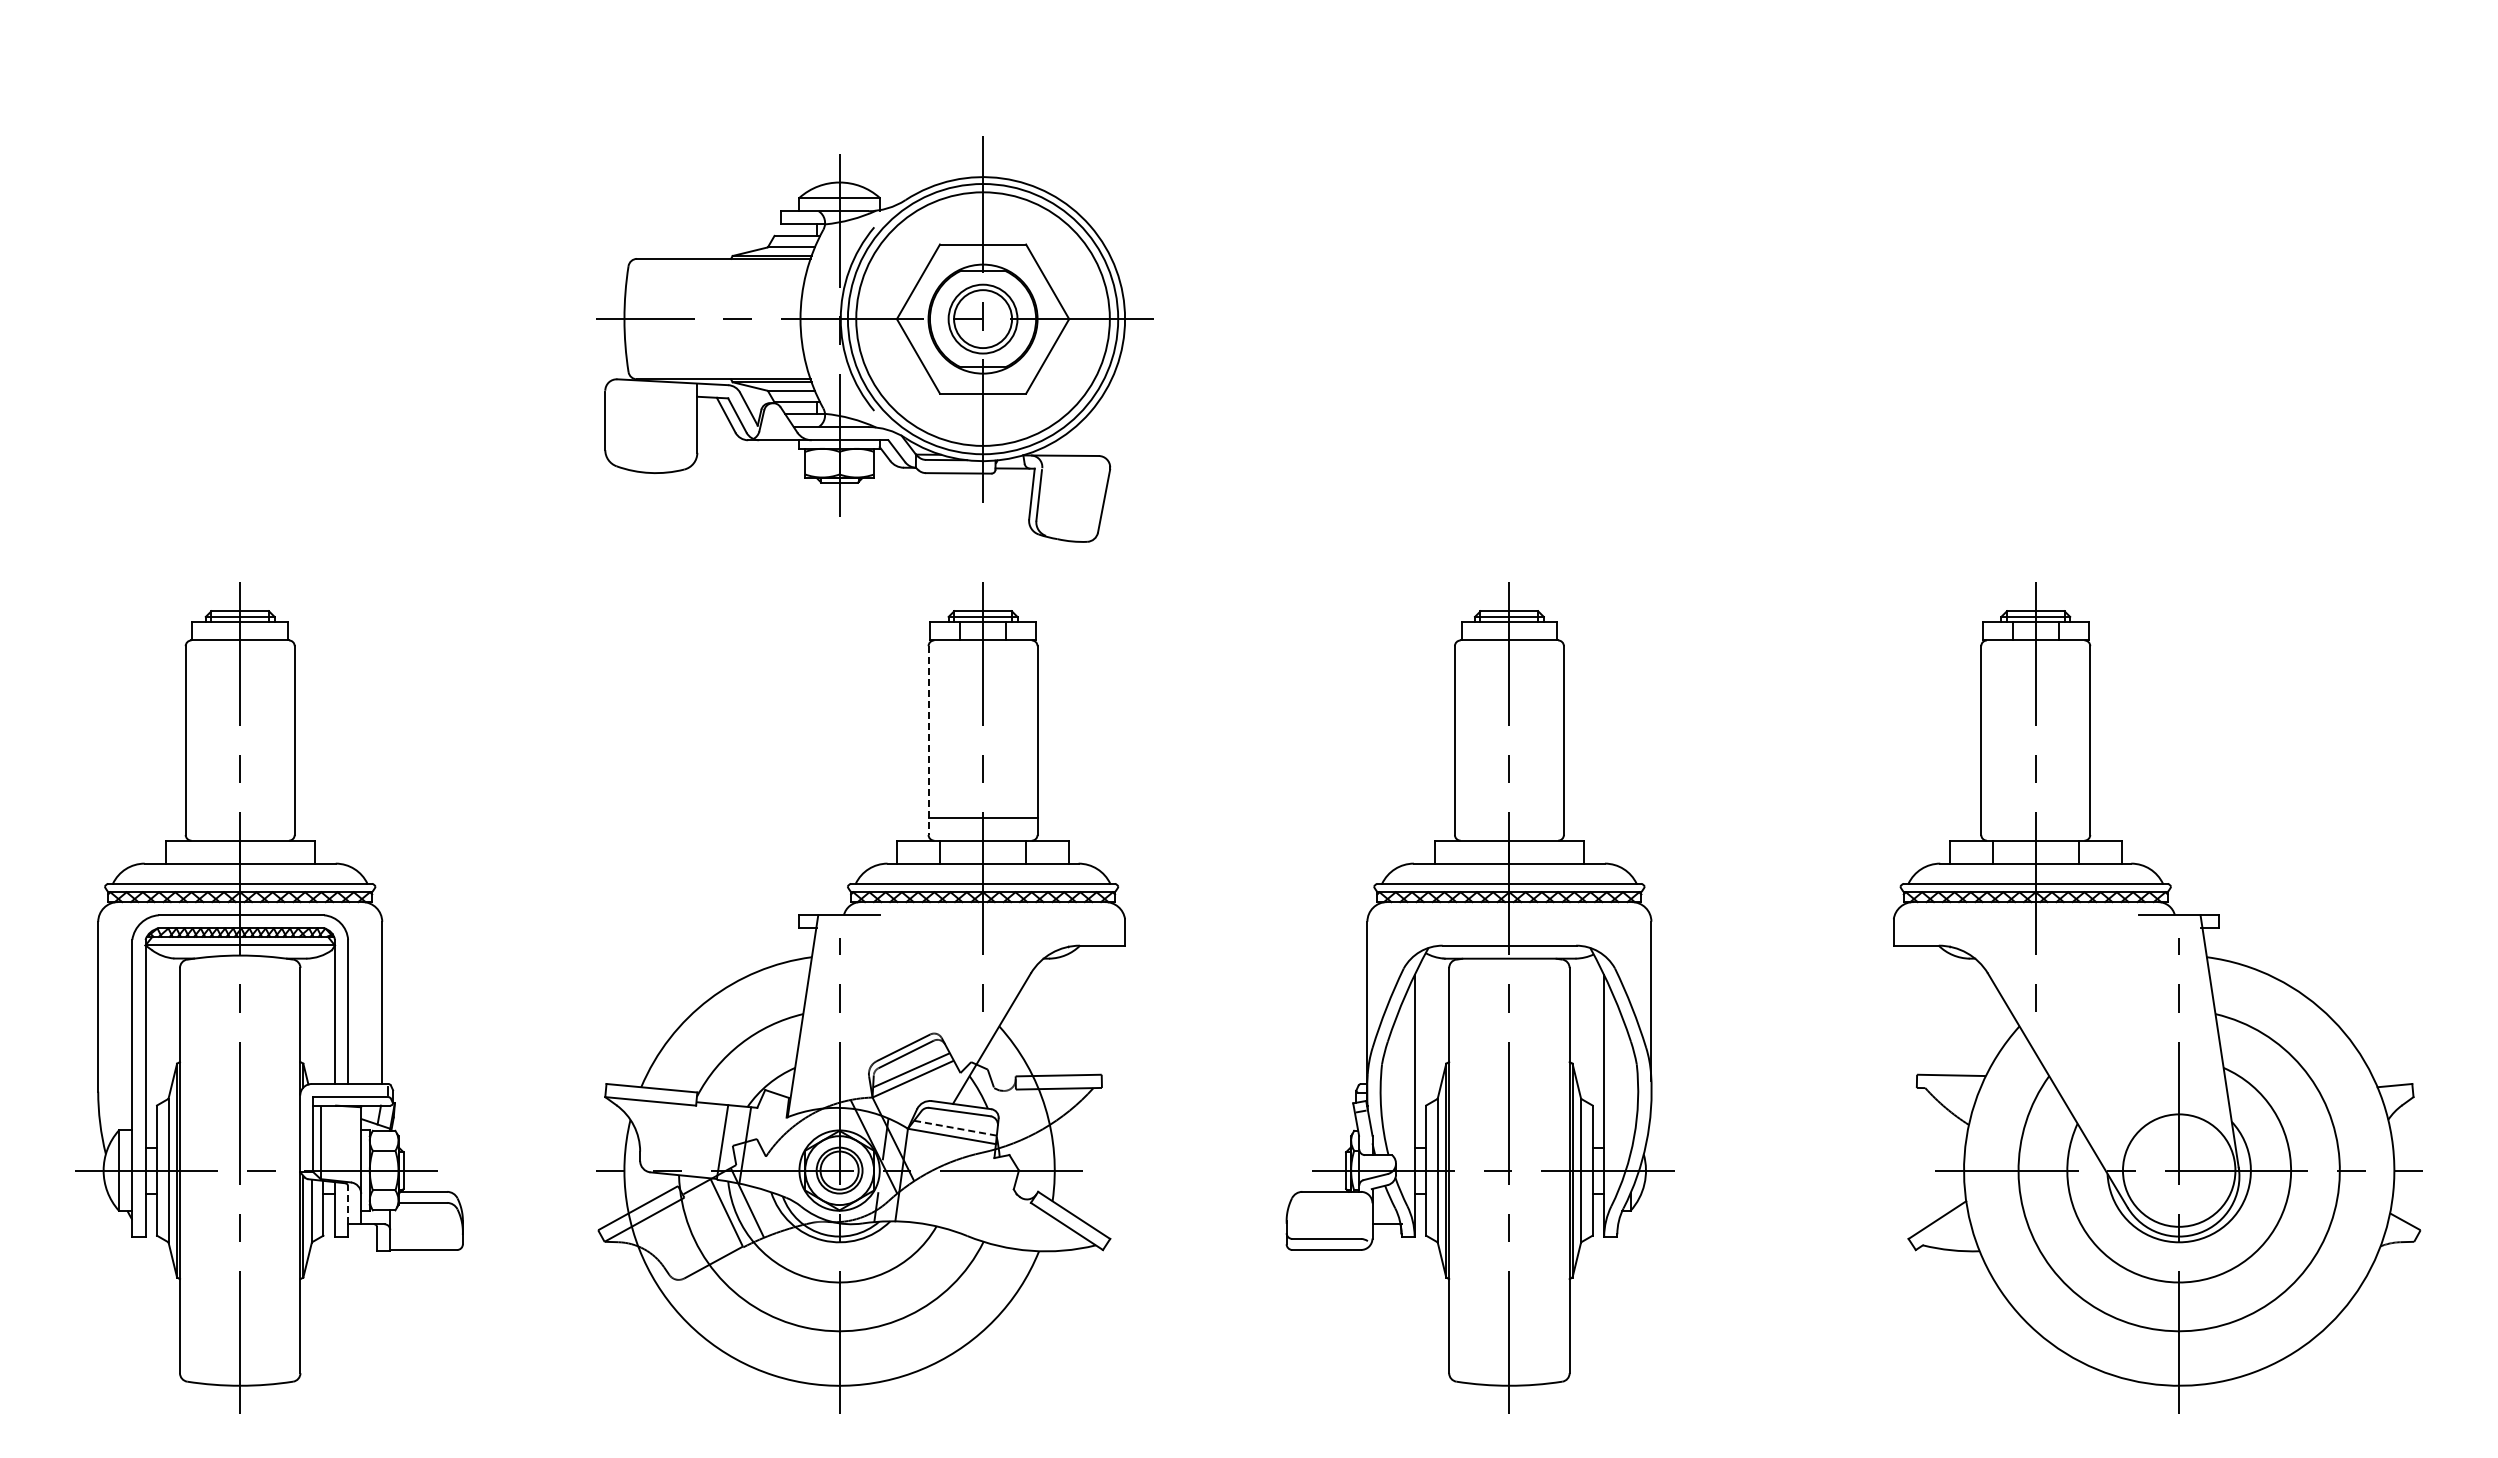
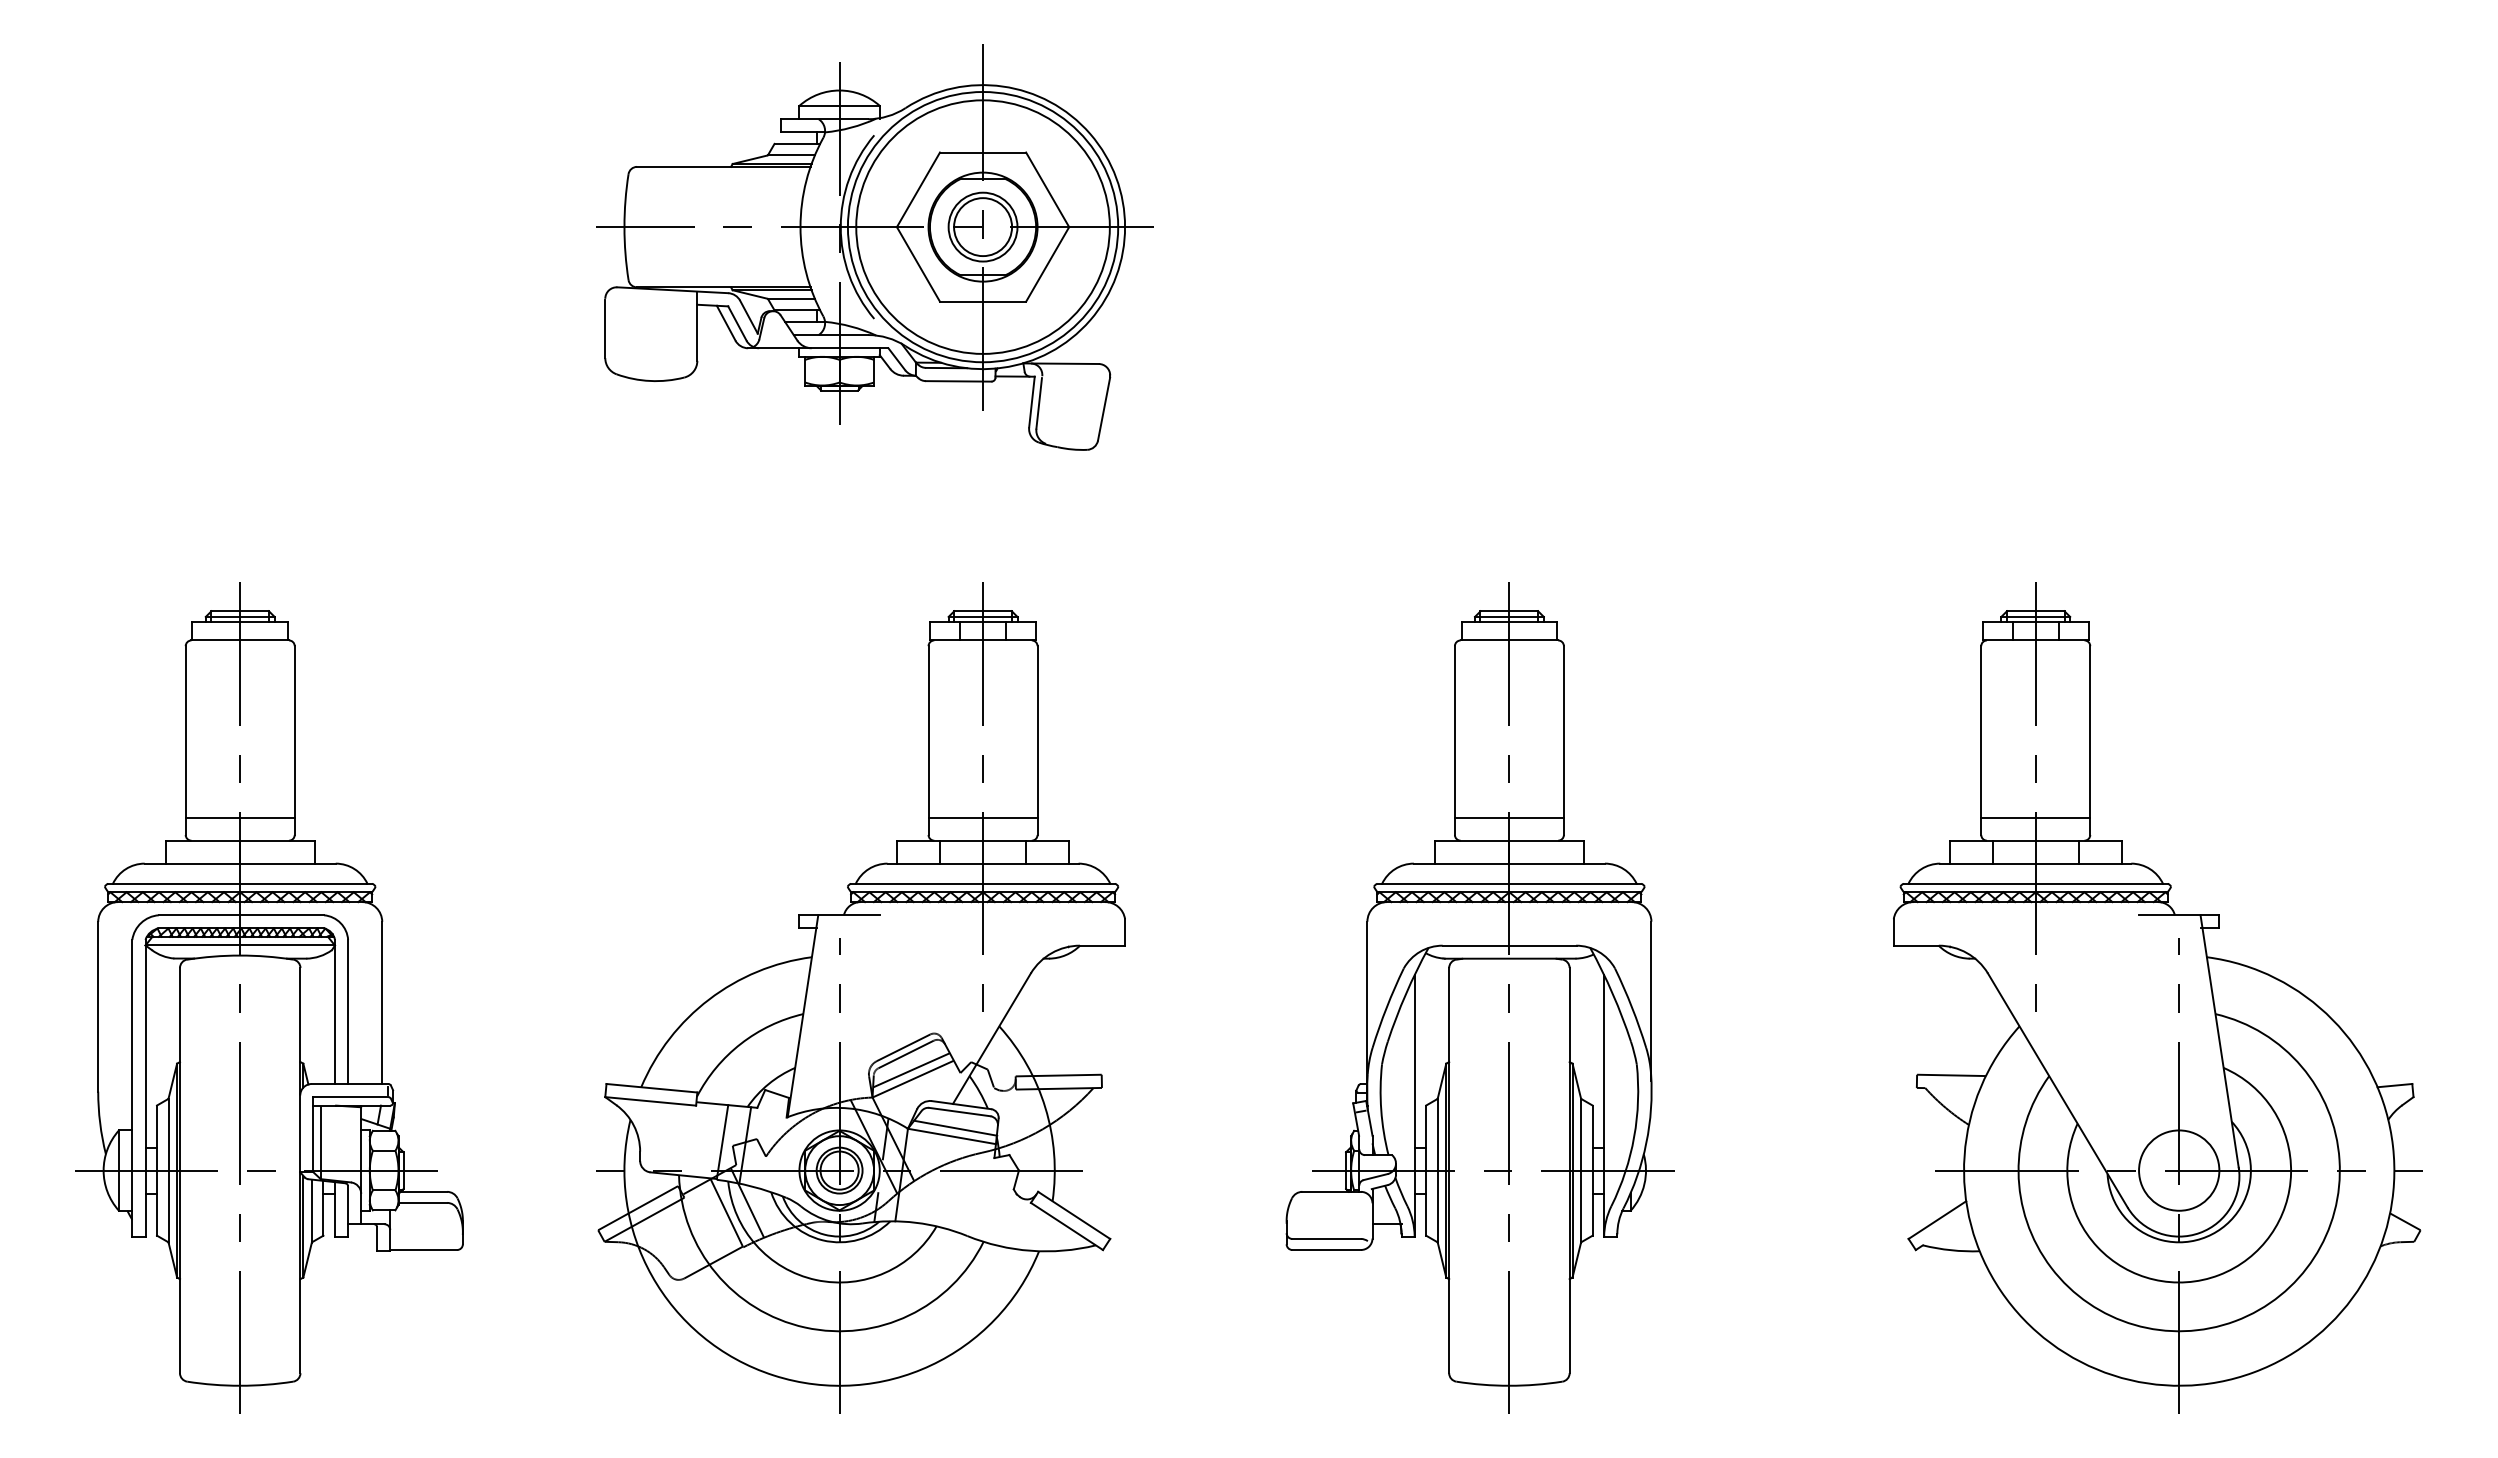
part position: (874, 339) -> (874, 247) (874, 247)
line: dashed -> solid (928, 741)
line: none -> present (239, 818)
line: none -> present (1508, 818)
line: none -> present (2035, 818)
line: dashed -> solid (956, 1128)
circle diameter: 112 px -> 80 px (2179, 1170)
line: dashed -> solid (348, 1204)
